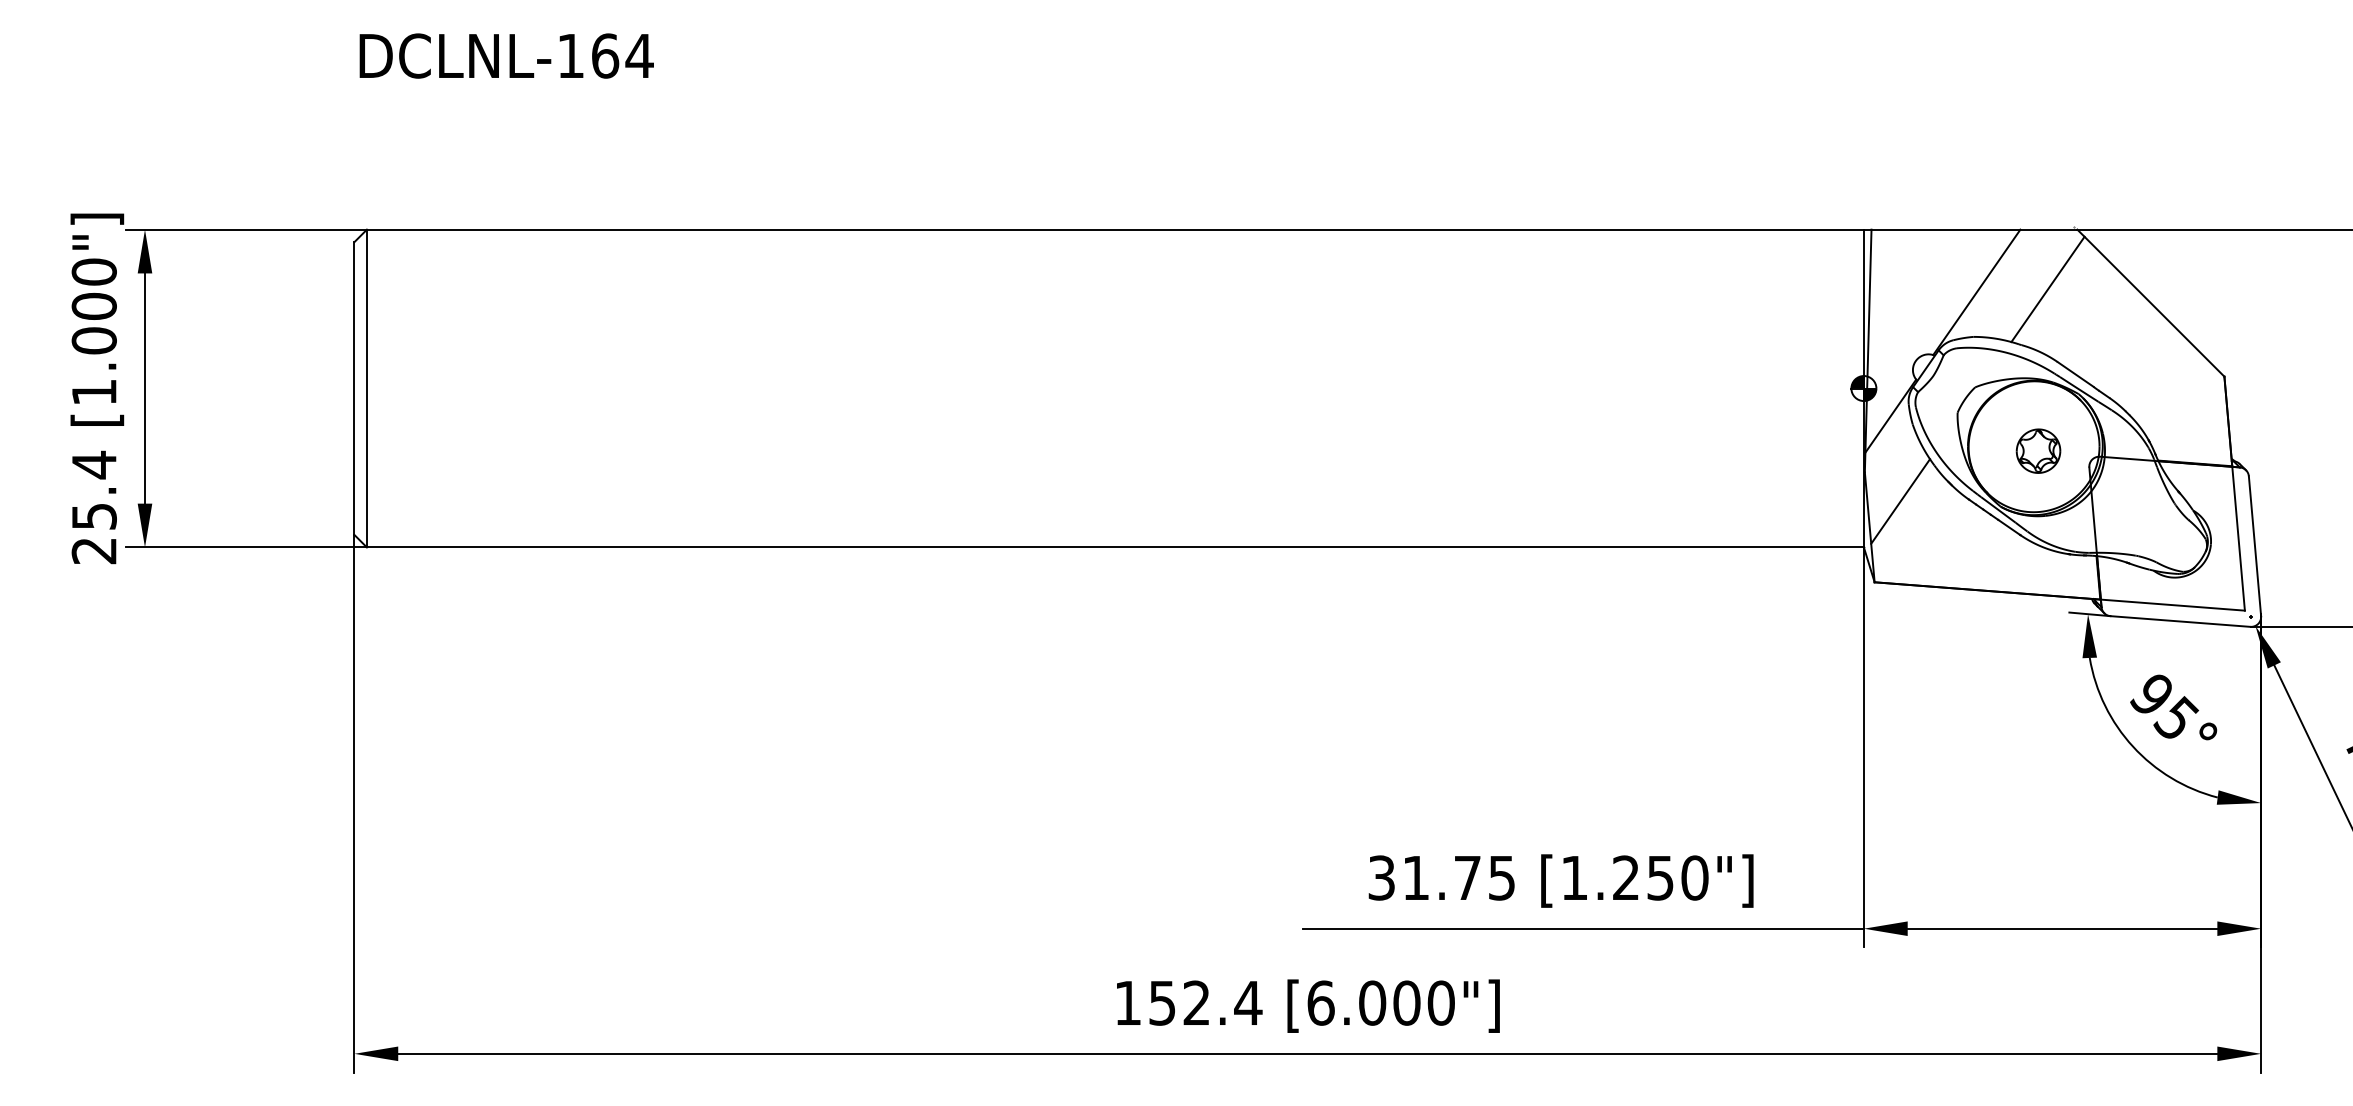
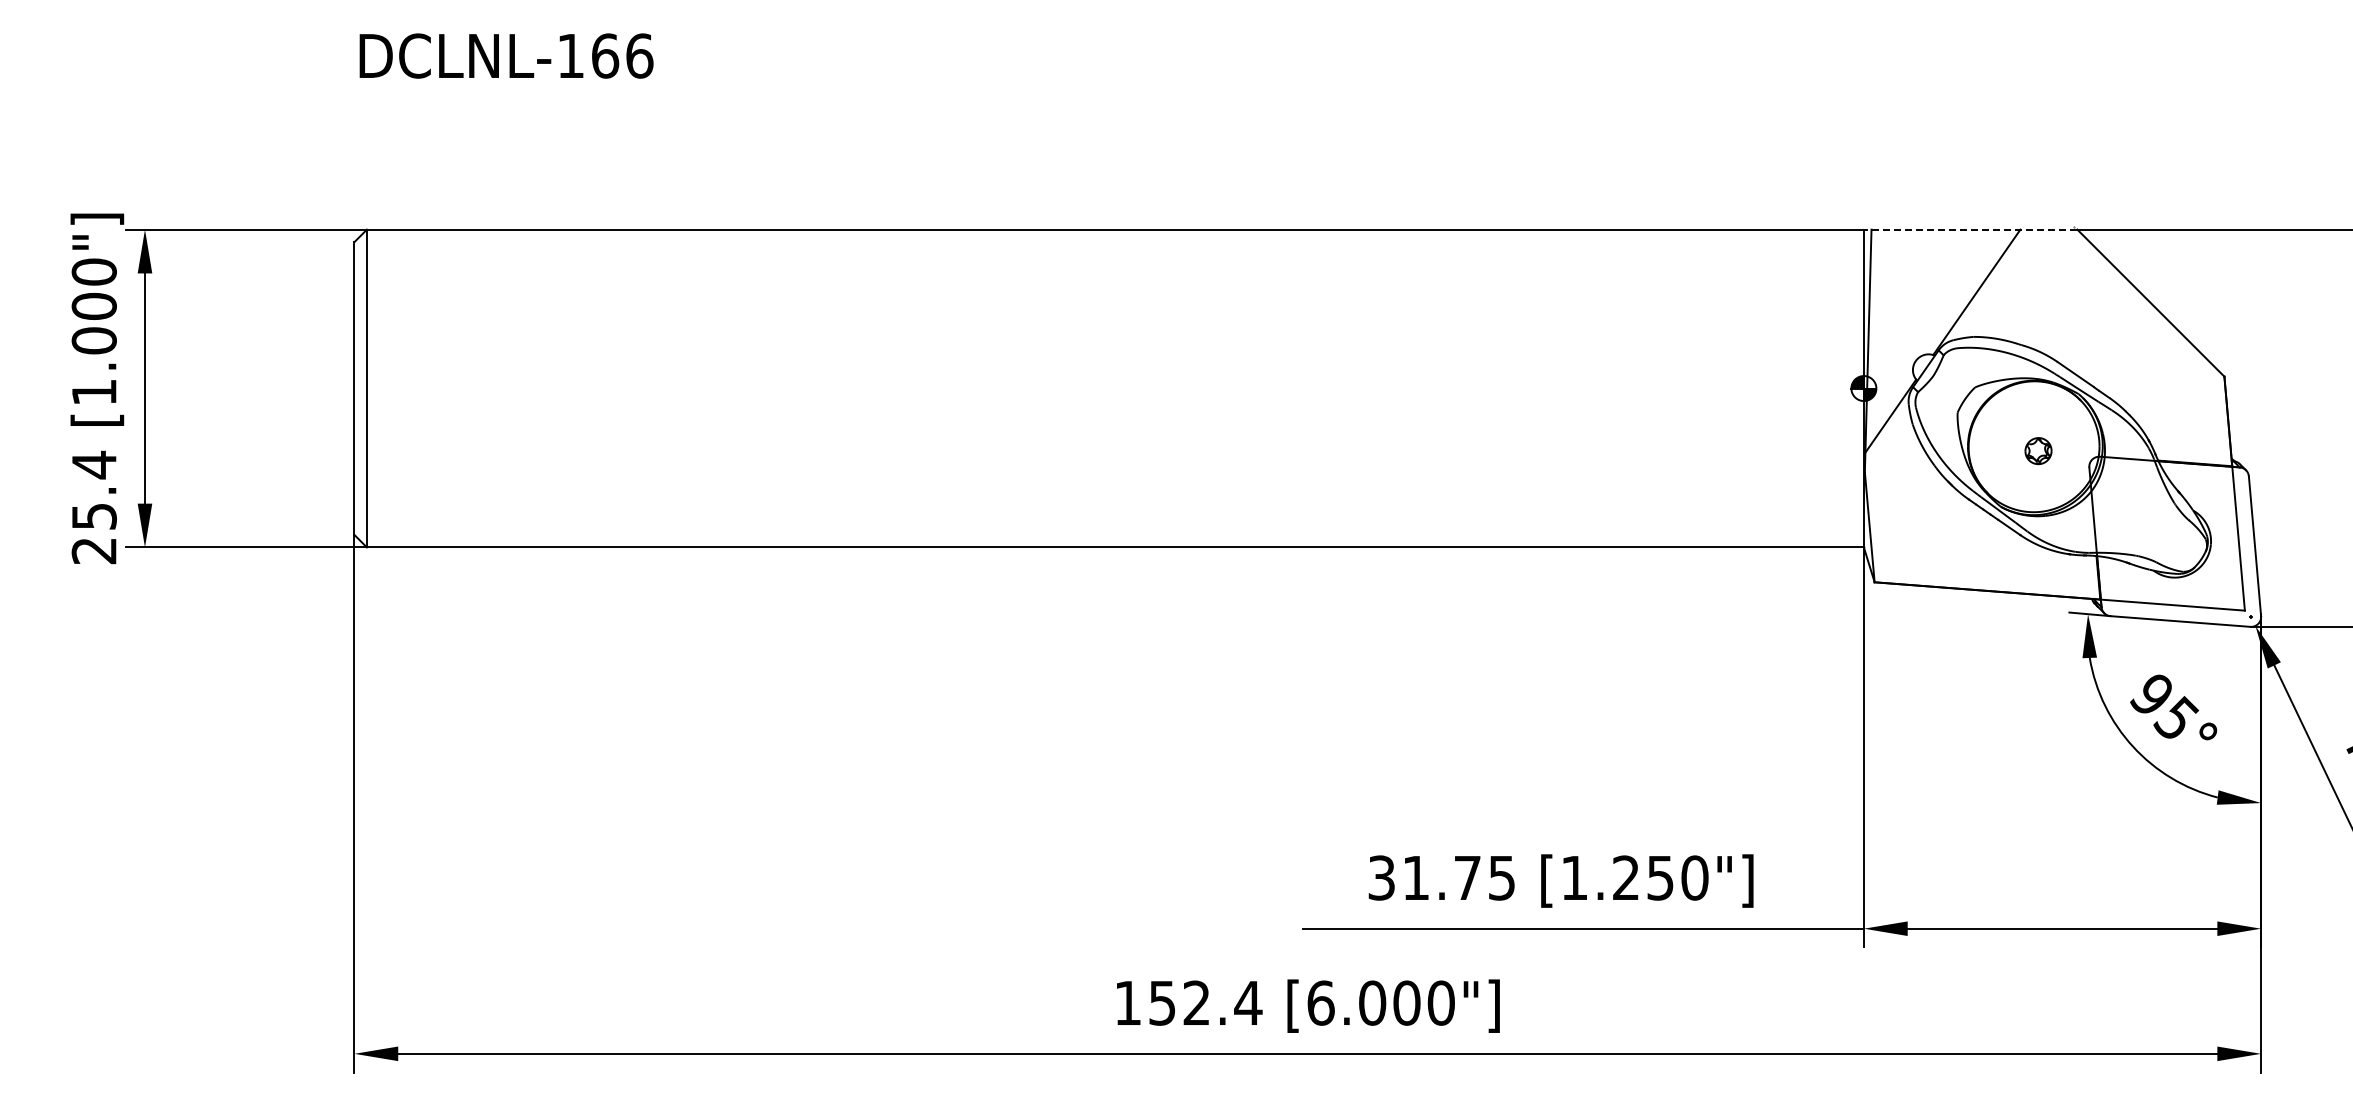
text: DCLNL-164 -> DCLNL-166 (639, 55)
line: solid -> dashed (1970, 229)
line: present -> none (2047, 289)
part size: 47x46 px -> 29x29 px (2038, 451)
line: present -> none (1900, 501)
